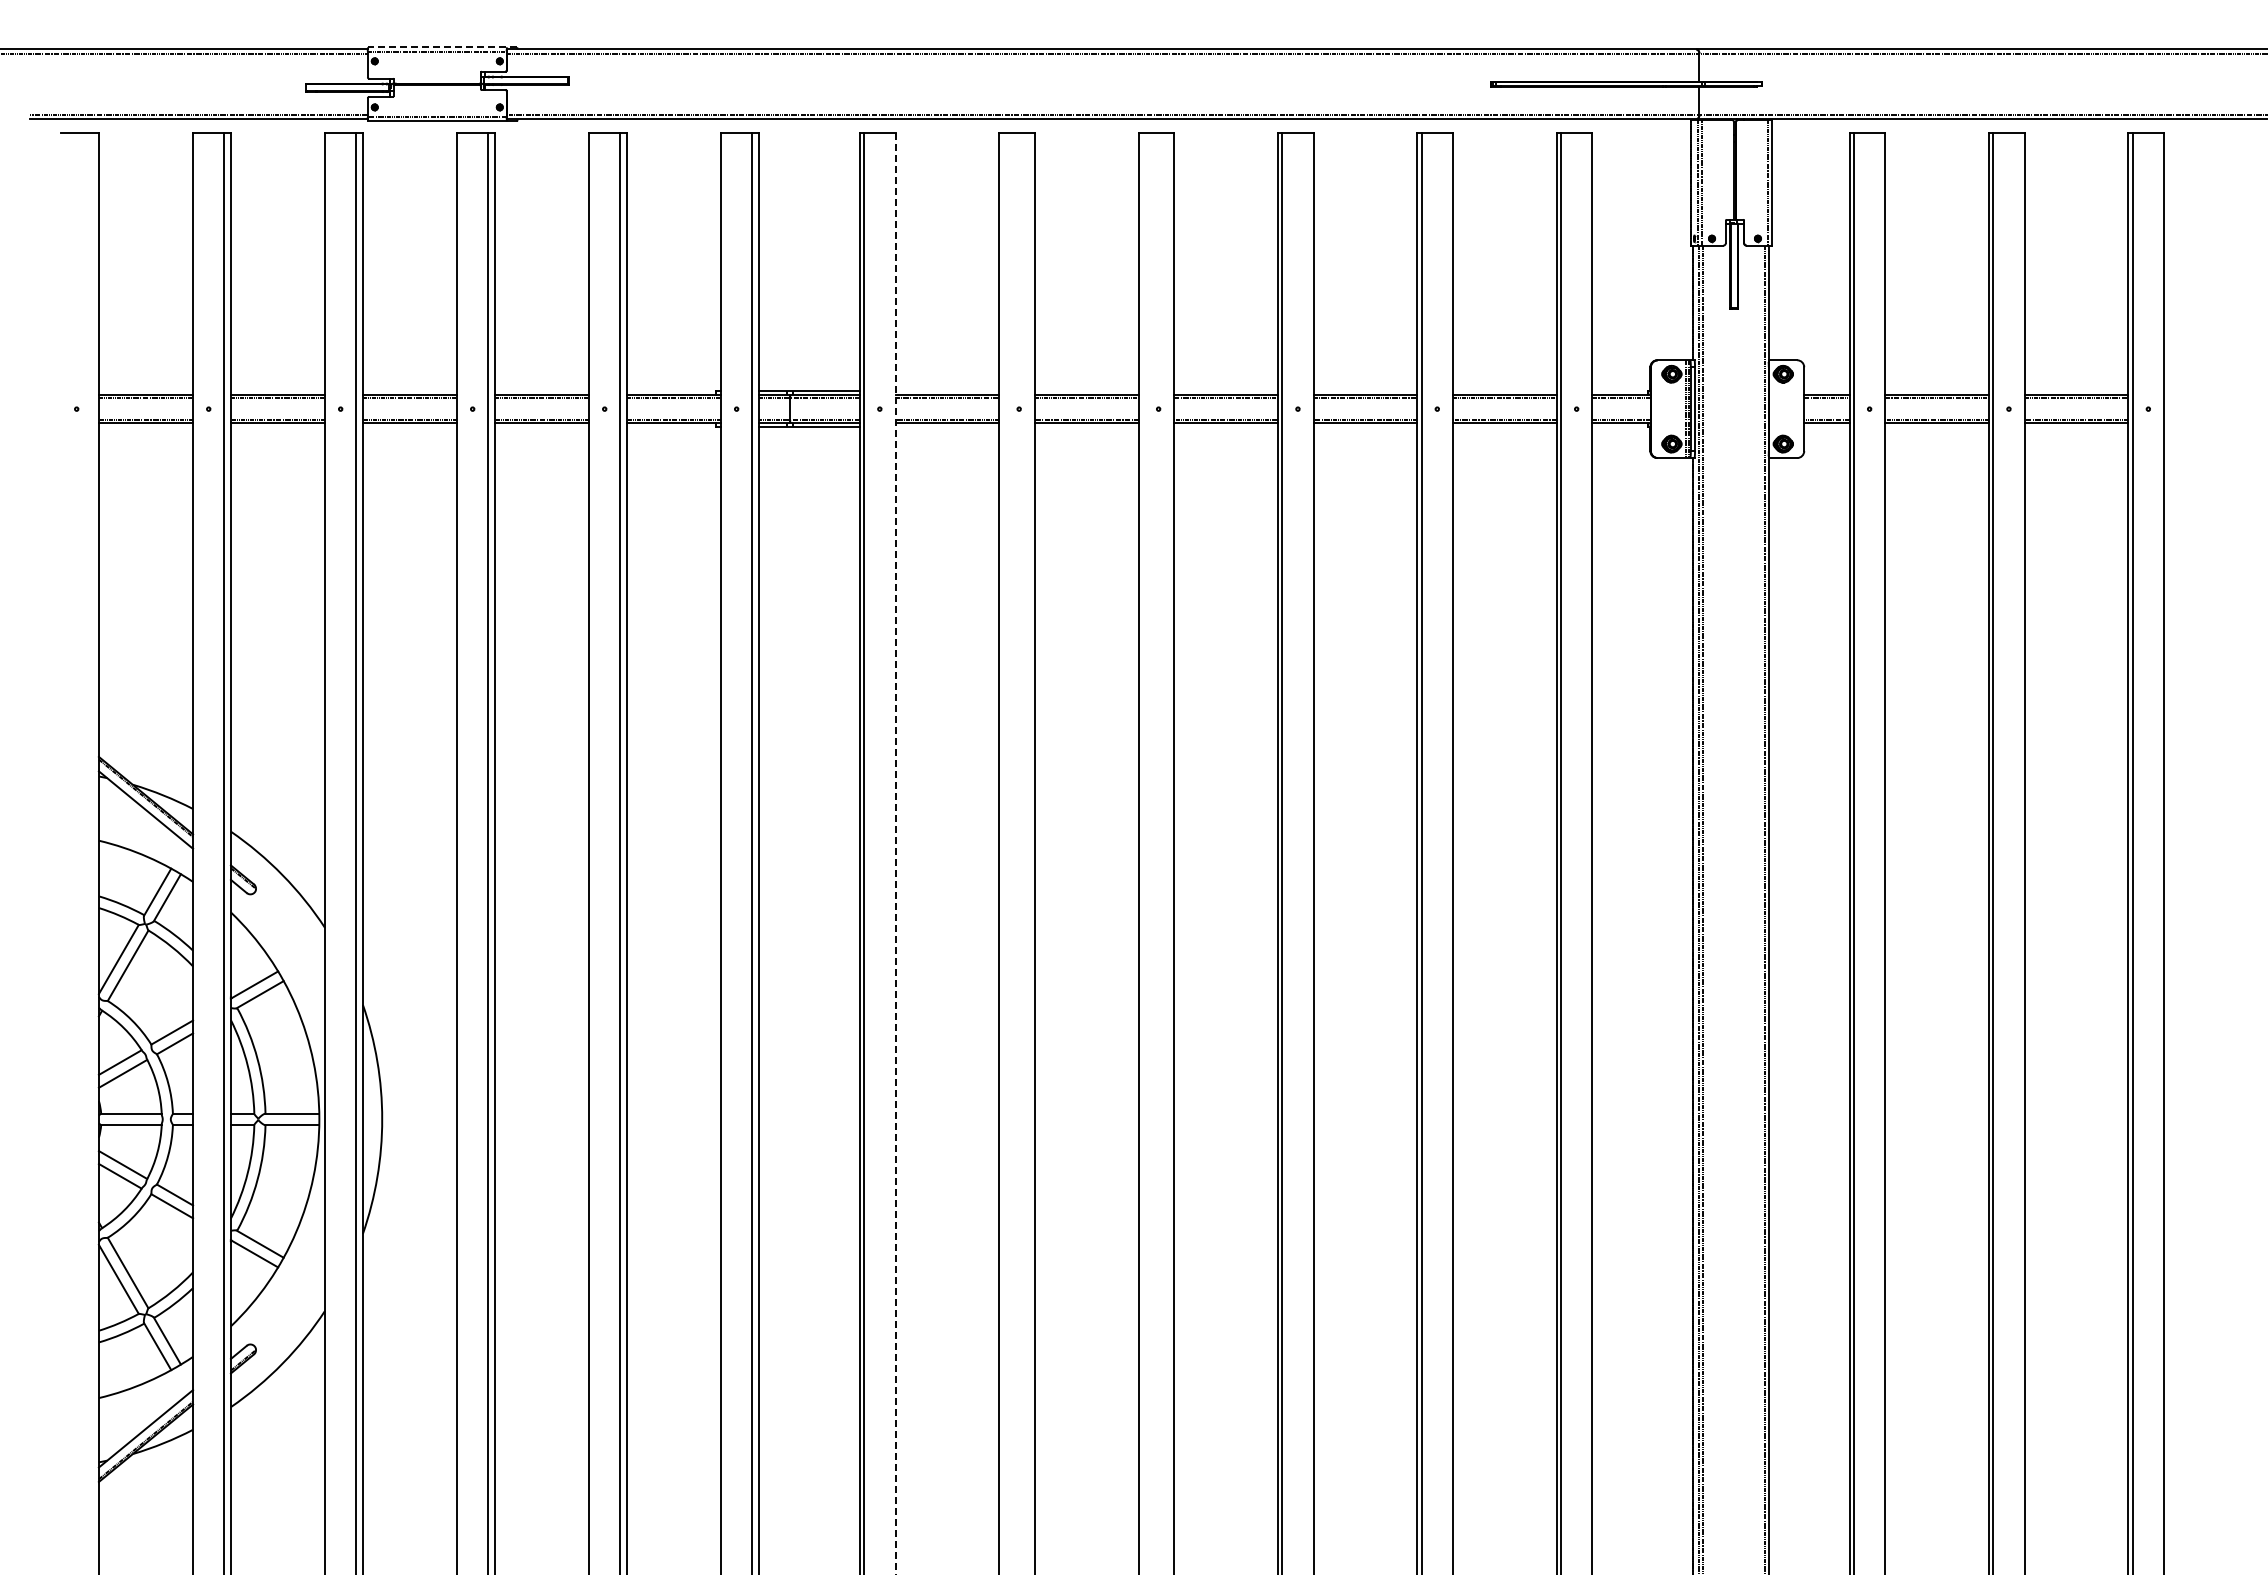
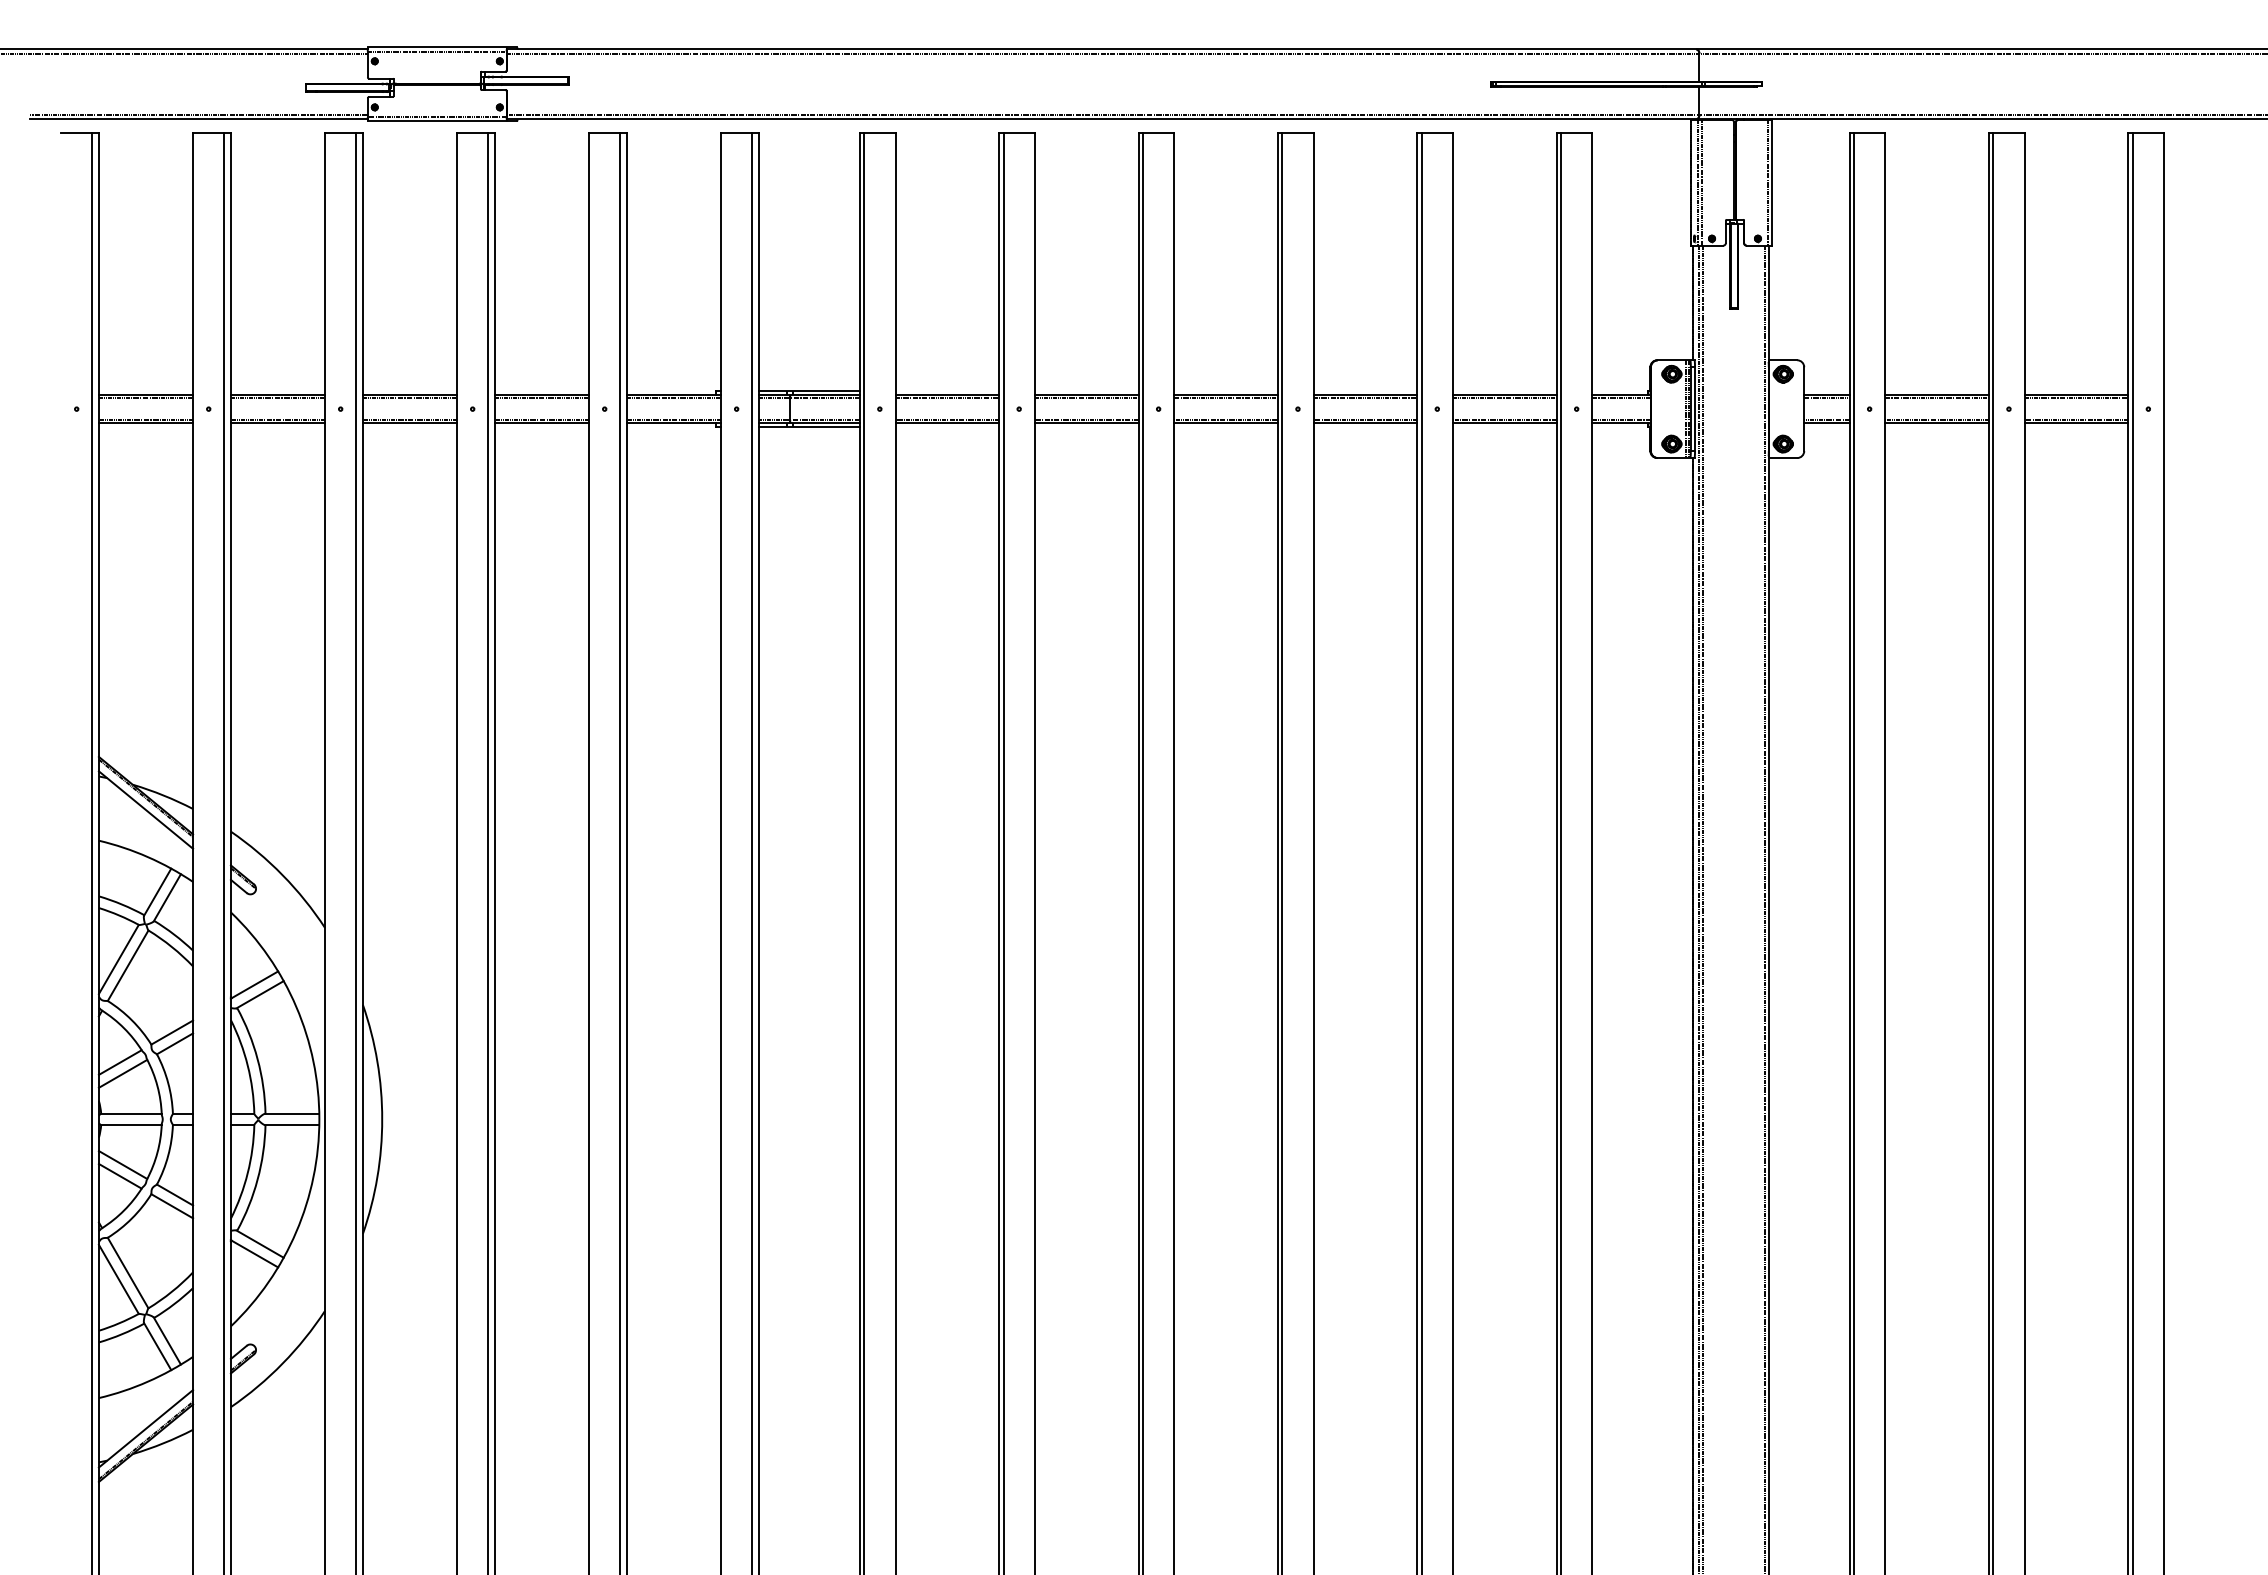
line: dashed -> solid (442, 47)
line: none -> present (92, 852)
line: none -> present (1003, 852)
line: none -> present (1142, 852)
line: dashed -> solid (895, 853)
